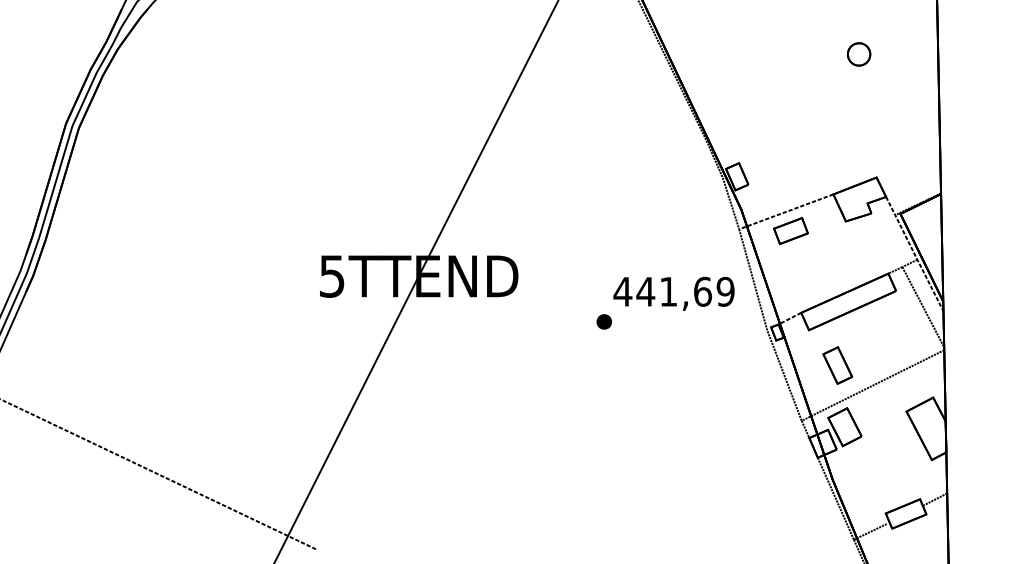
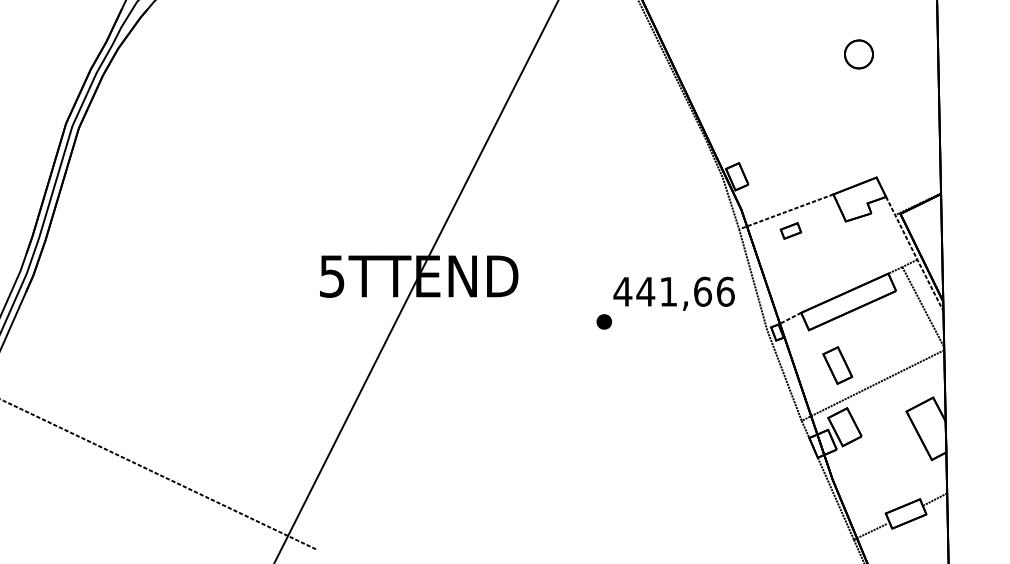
part size: 25x25 px -> 30x31 px (858, 54)
part size: 36x28 px -> 24x18 px (790, 230)
text: 441,69 -> 441,66 (725, 291)
